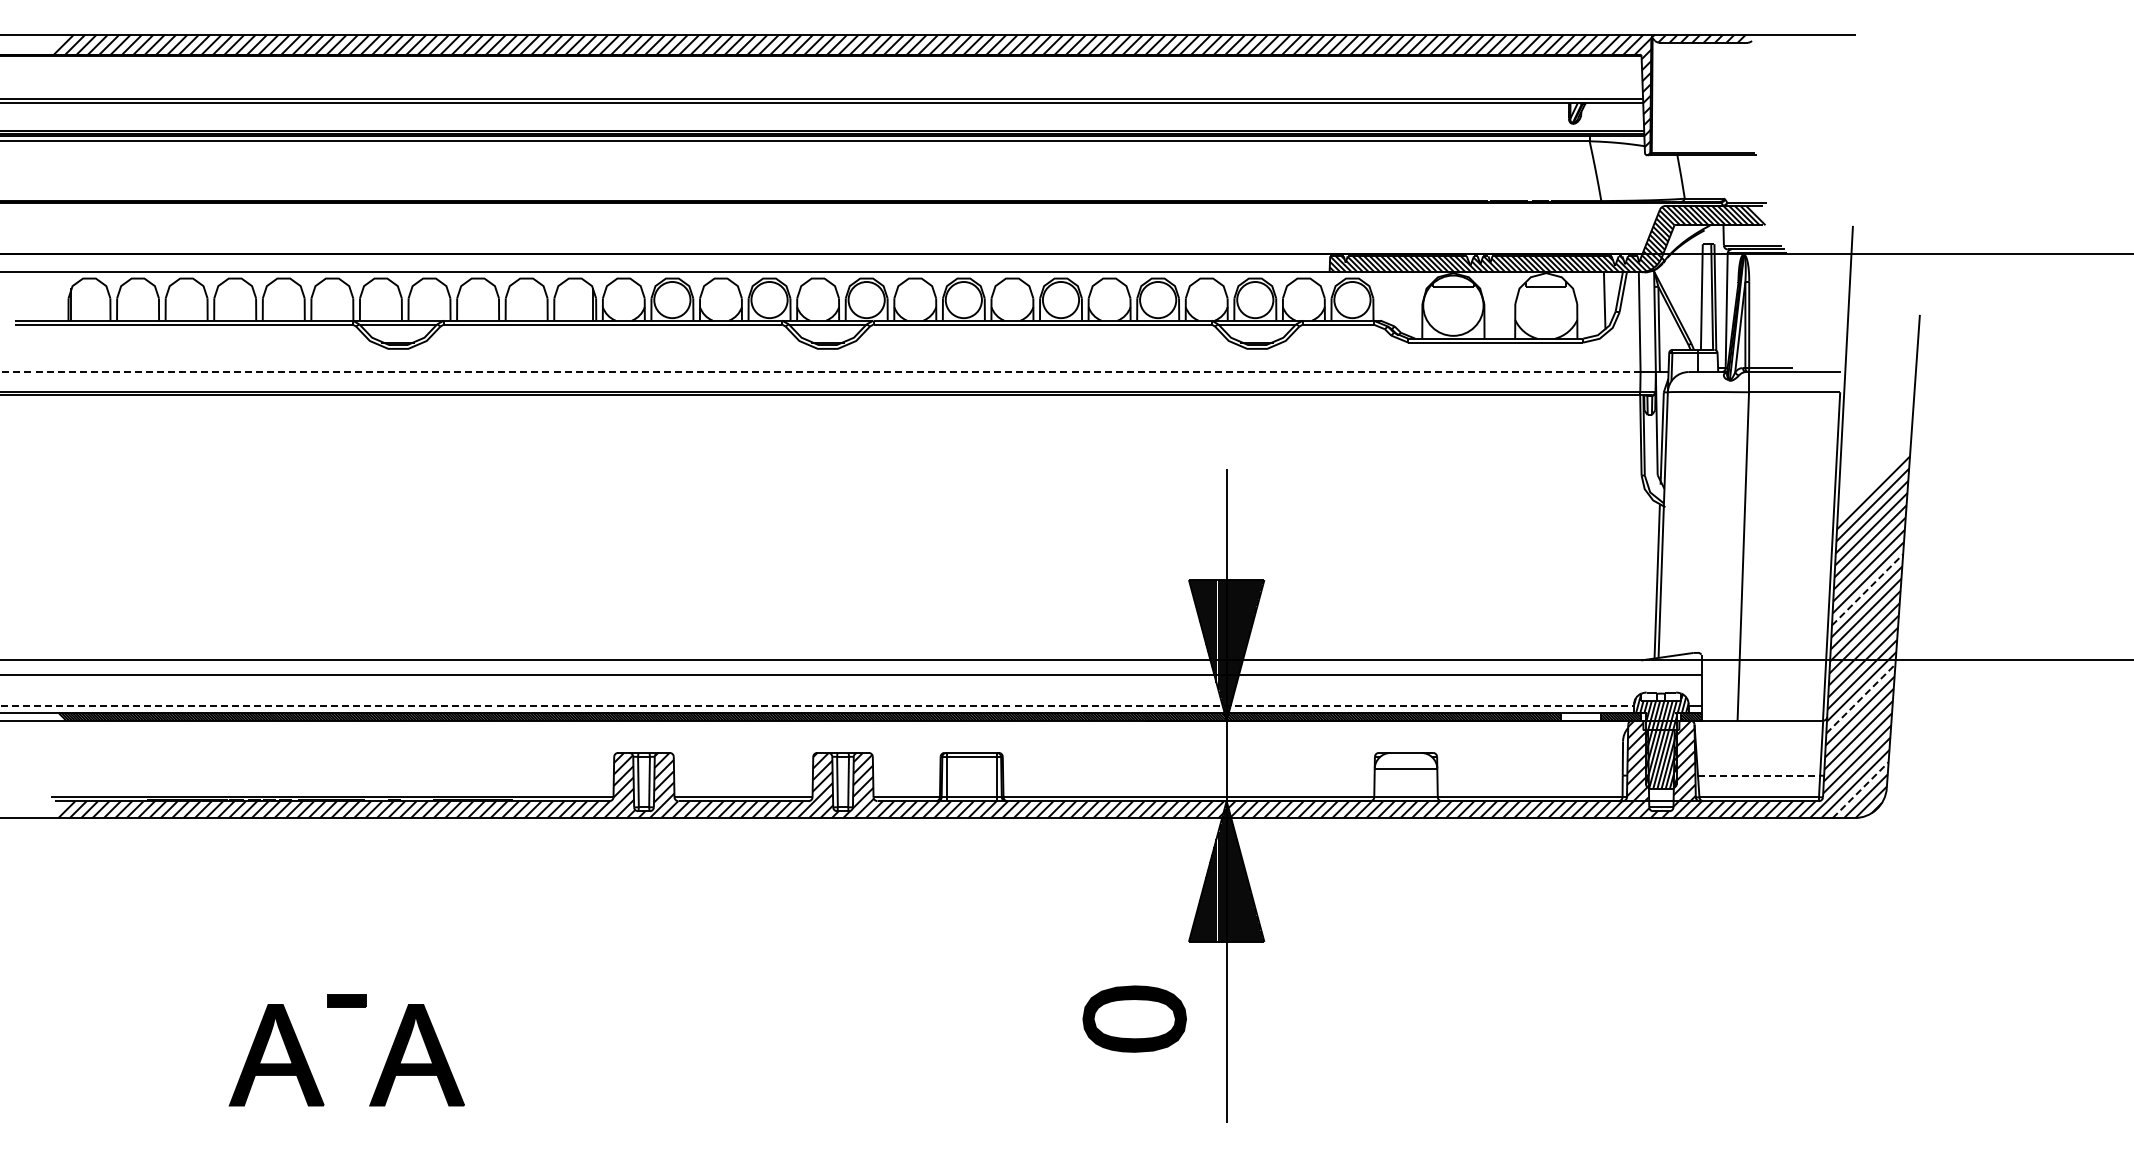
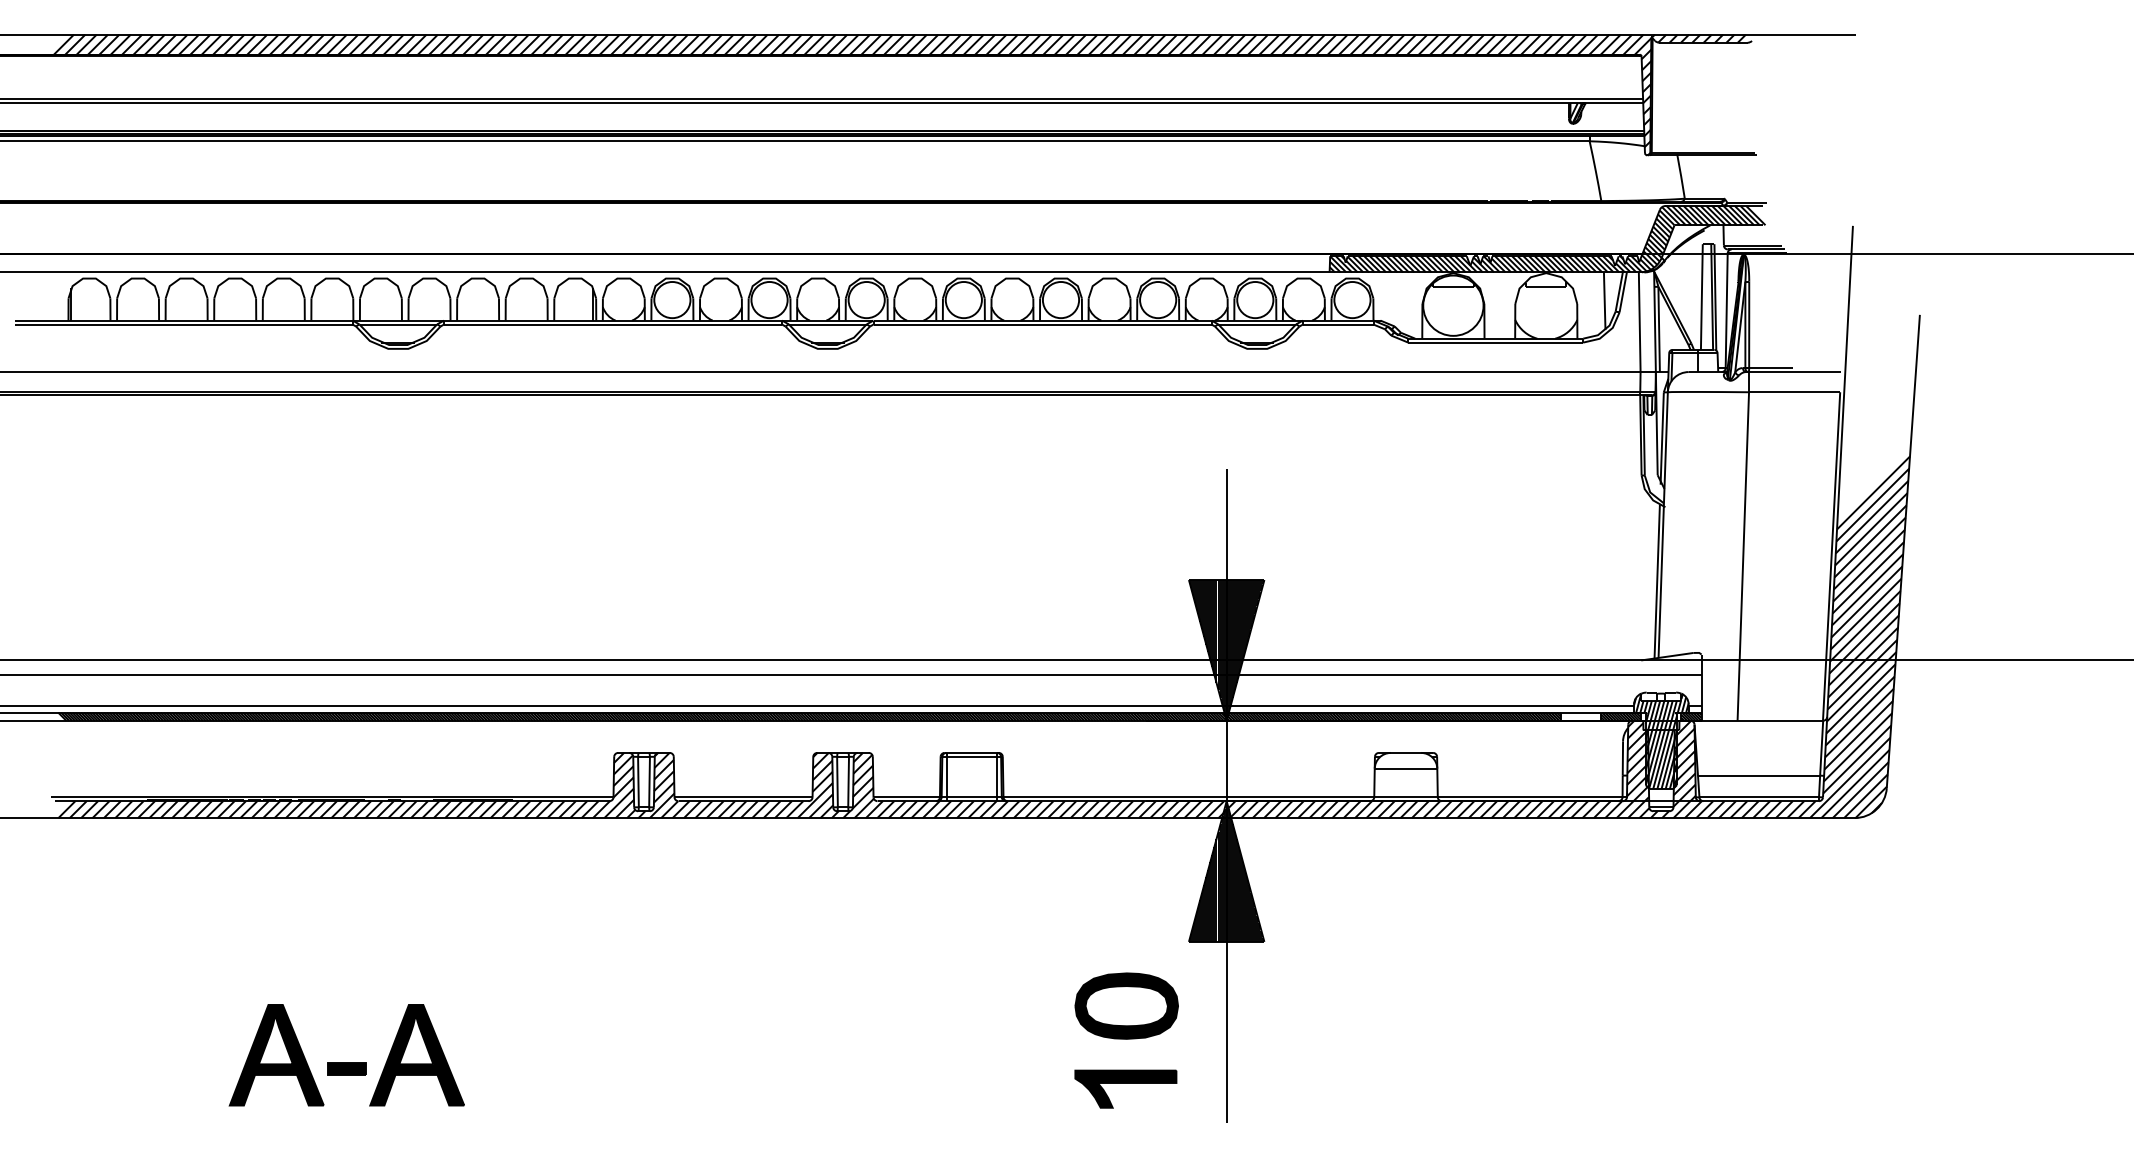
line: dashed -> solid (820, 372)
line: dashed -> solid (1867, 589)
line: dashed -> solid (1860, 698)
line: dashed -> solid (817, 706)
line: dashed -> solid (1759, 775)
line: dashed -> solid (1861, 789)
part position: (346, 1000) -> (346, 1068) (346, 1068)
part position: (1134, 1018) -> (1126, 1005) (1126, 1005)
part: none -> present (1125, 1088)
